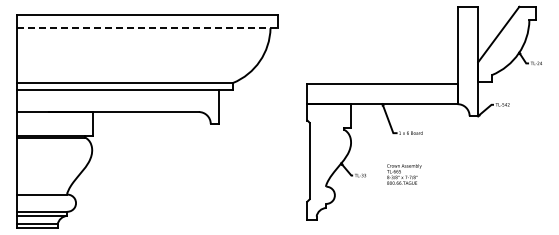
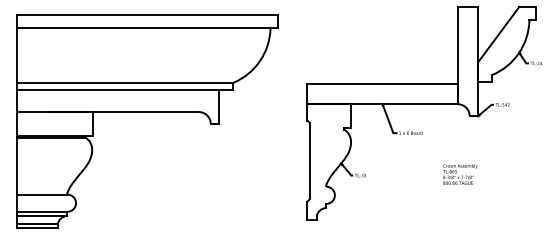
line: dashed -> solid (147, 28)
text position: (404, 174) -> (460, 174) (460, 174)
